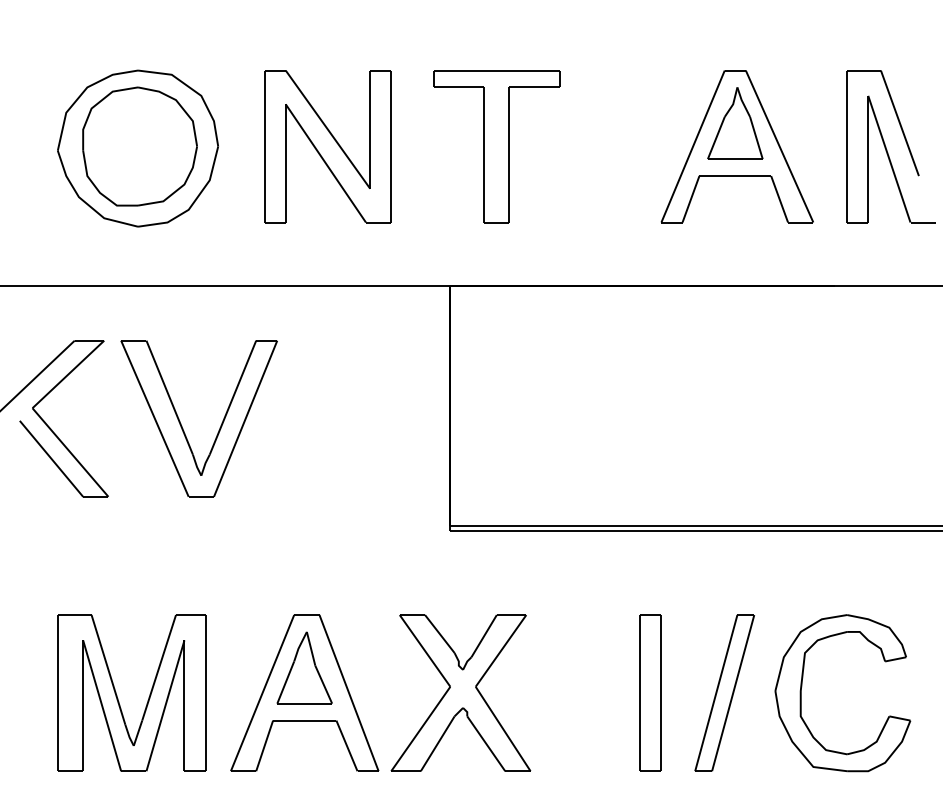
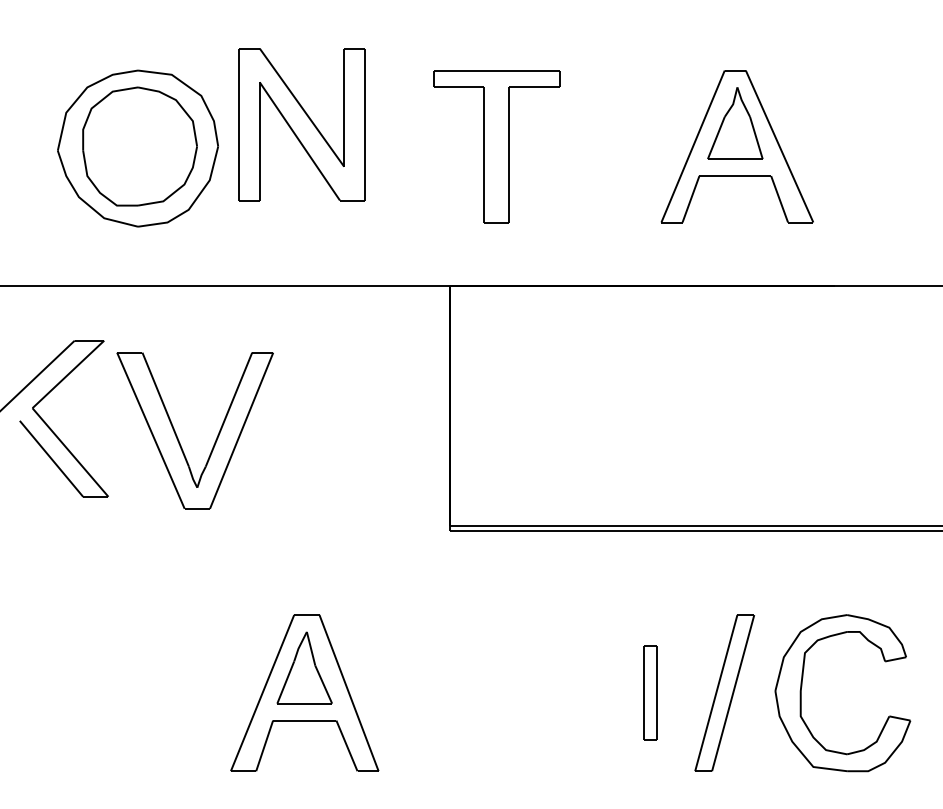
part position: (327, 146) -> (301, 124) (301, 124)
part: present -> none (890, 146)
part position: (181, 423) -> (177, 435) (177, 435)
part: present -> none (460, 692)
part size: 23x158 px -> 15x96 px (650, 692)
part: present -> none (117, 695)
